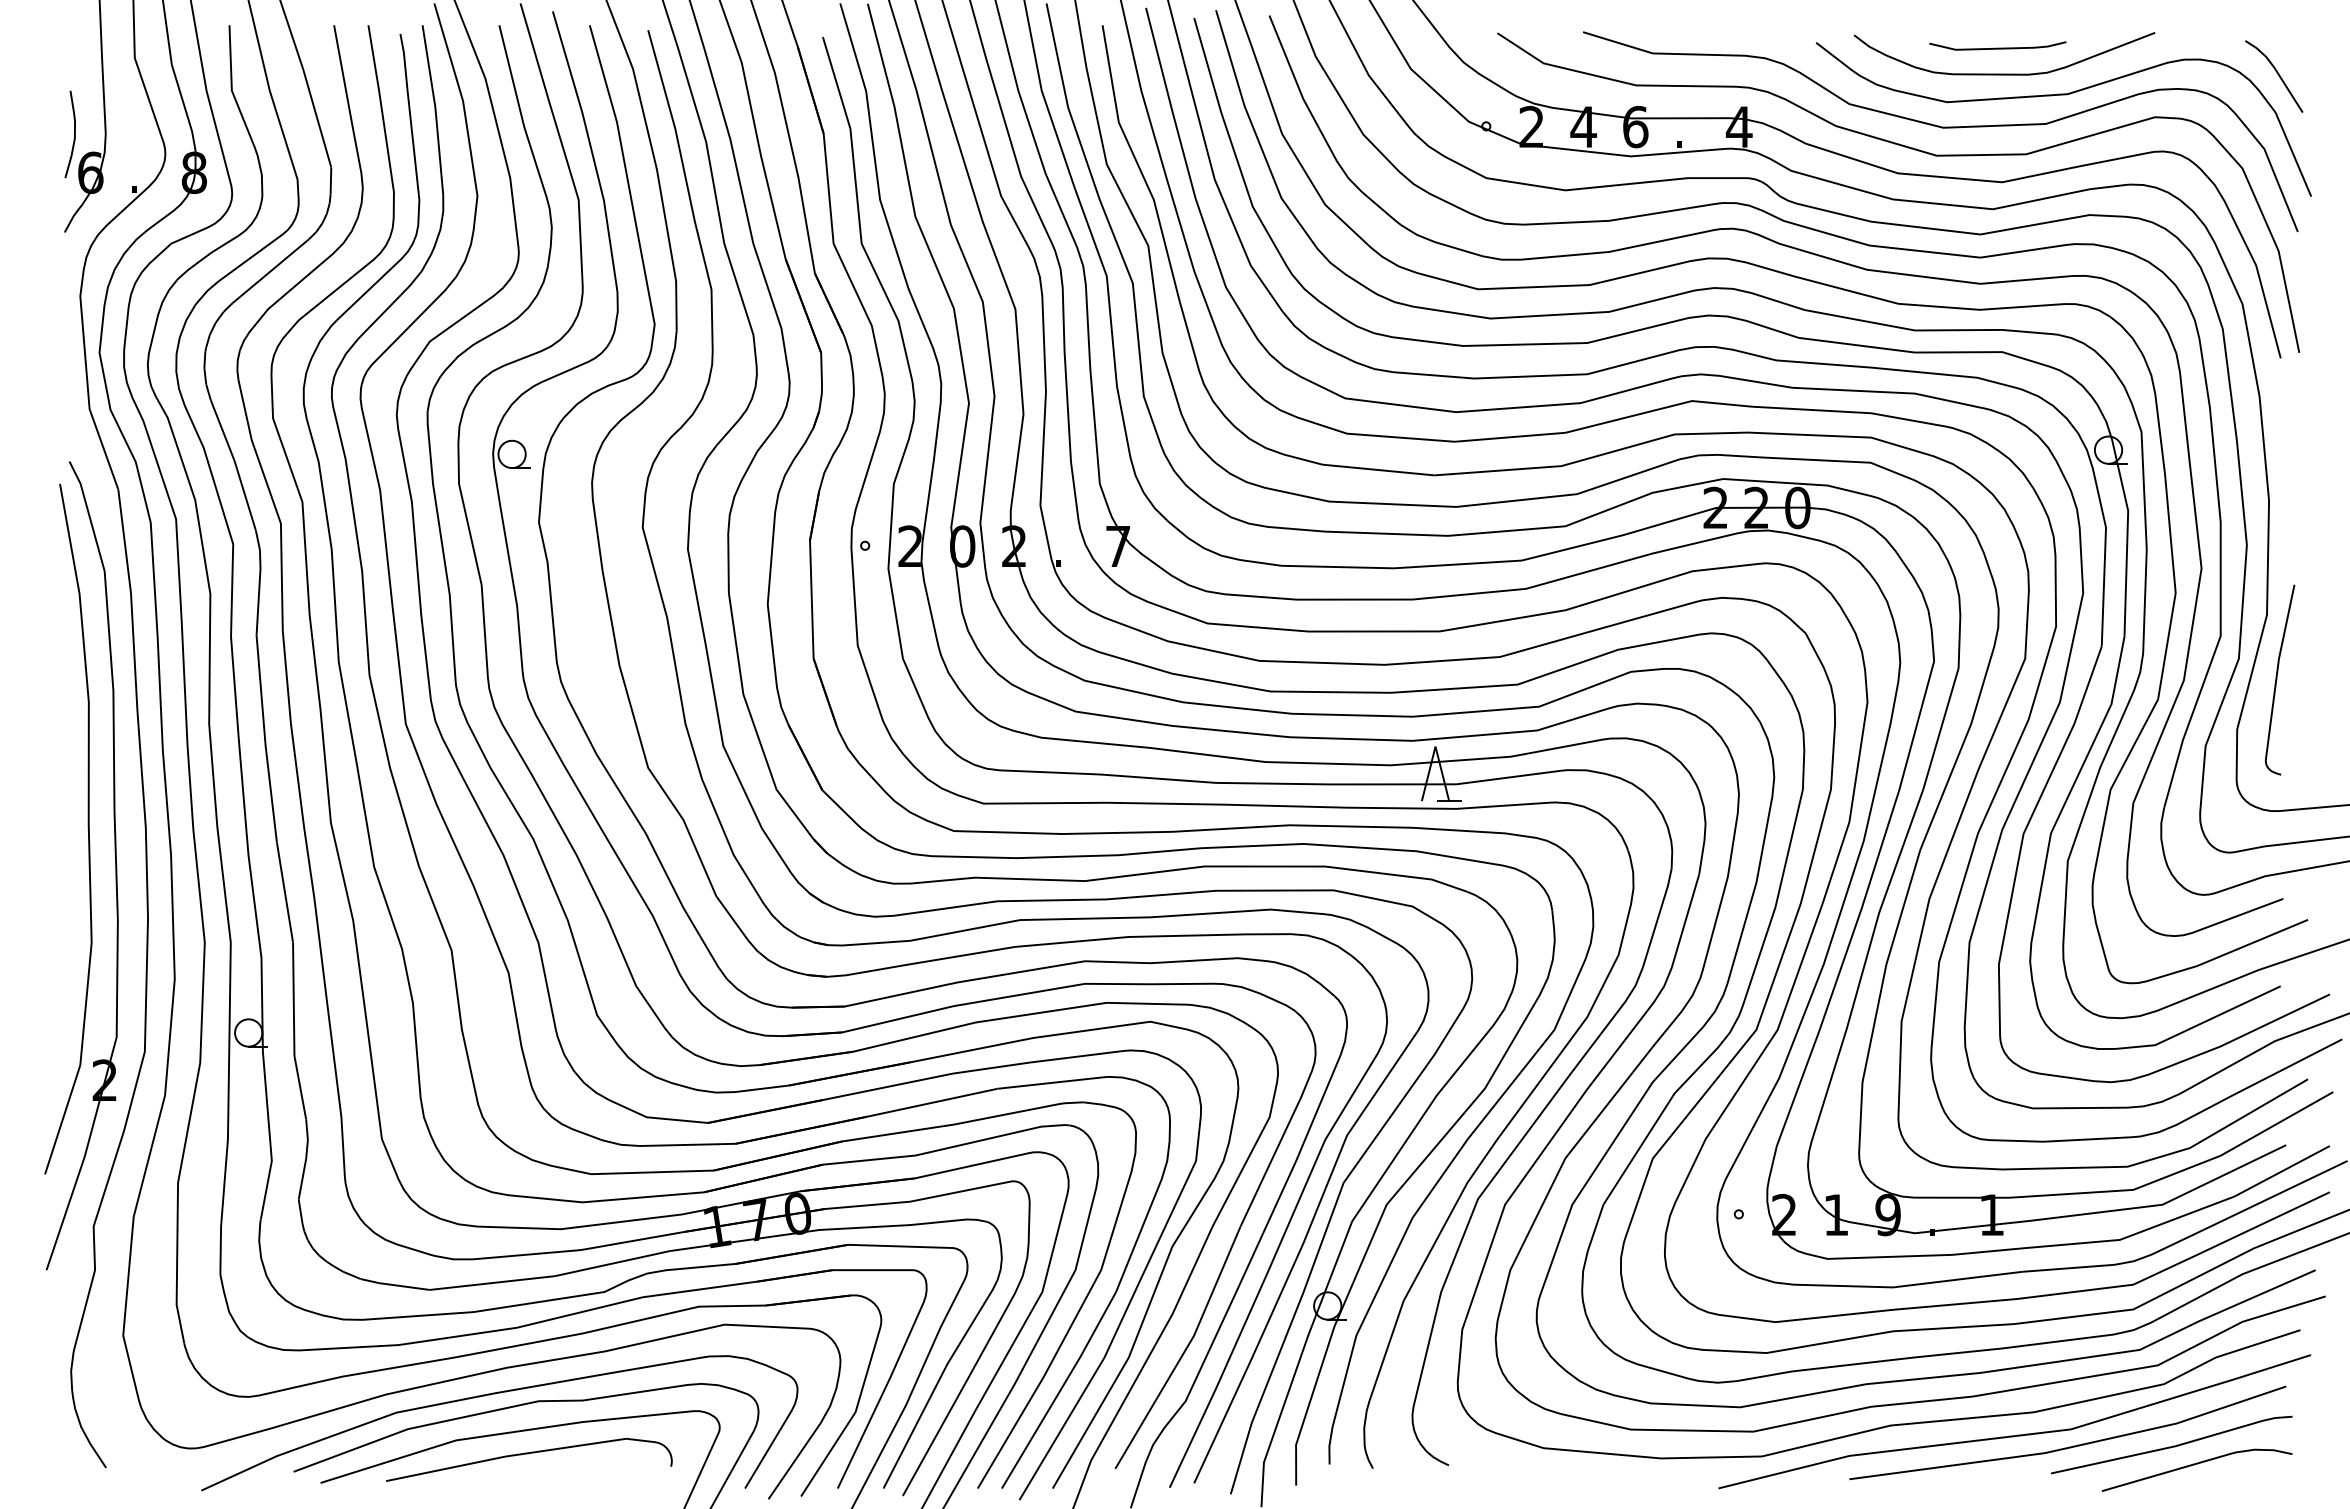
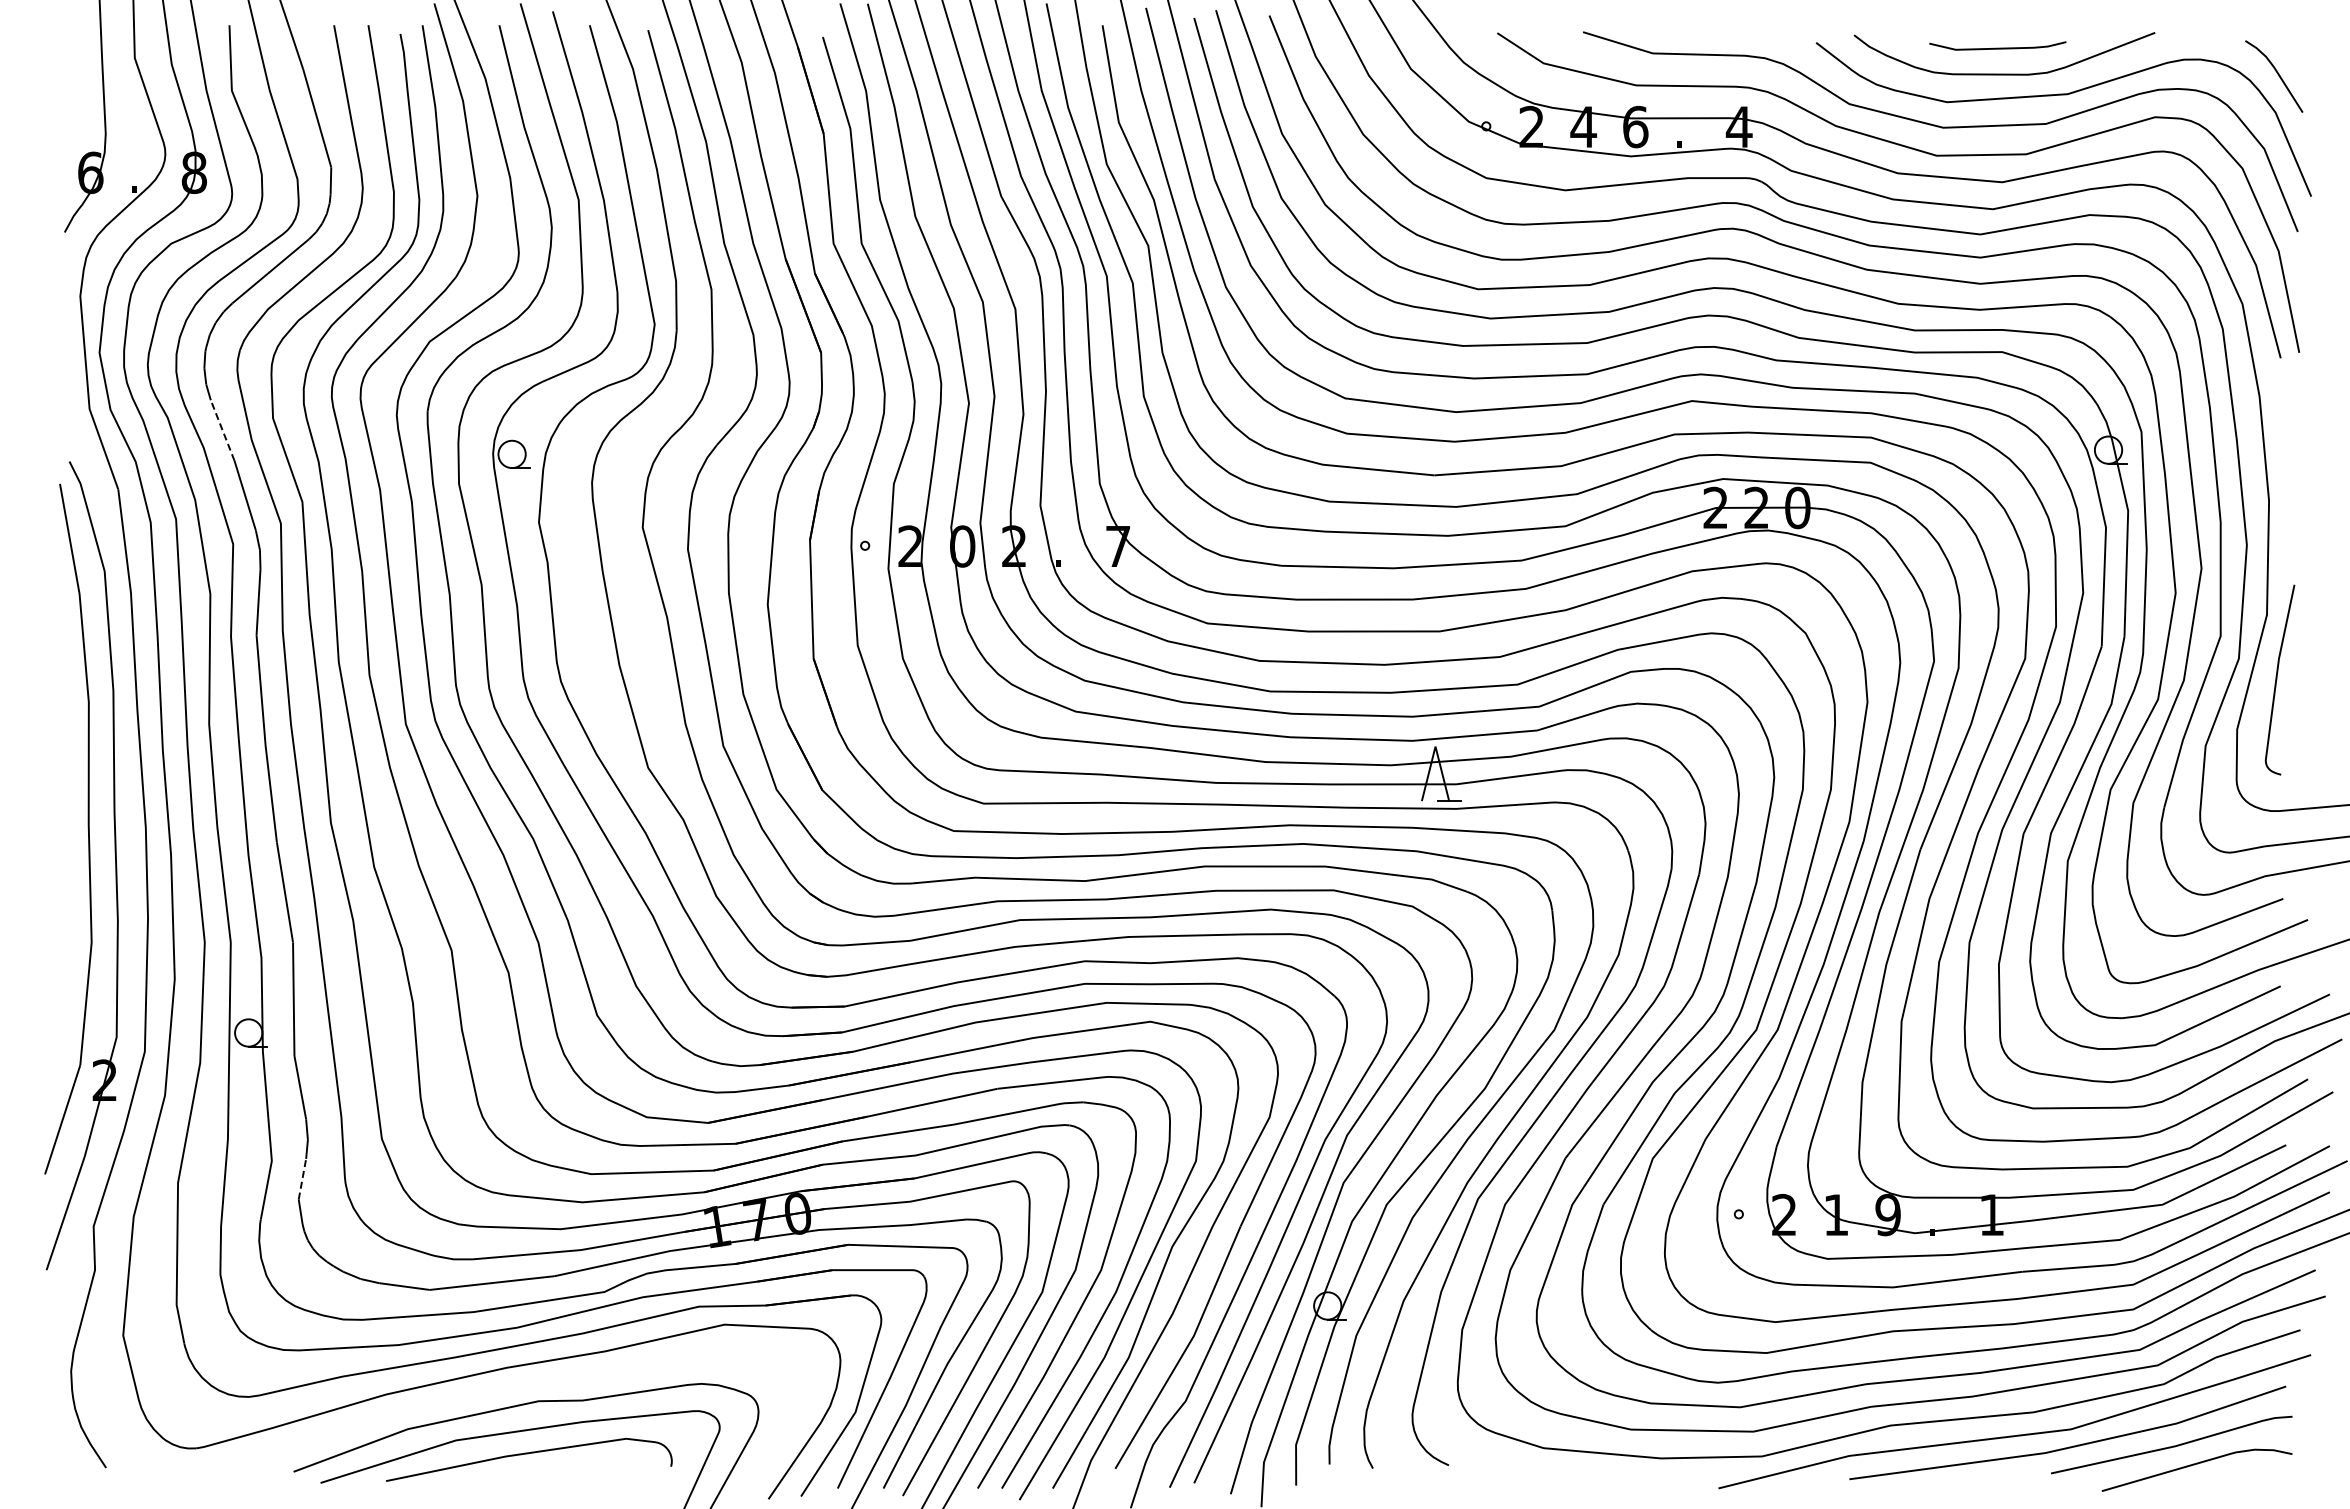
curve: present -> none (74, 134)
line: solid -> dashed (222, 430)
line: solid -> dashed (302, 1179)
curve: present -> none (495, 1394)
